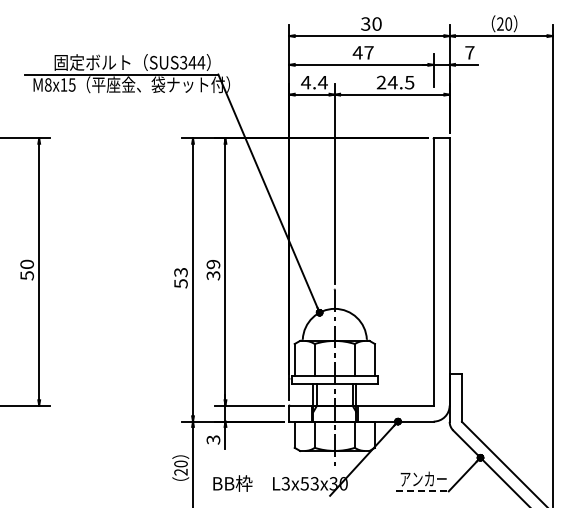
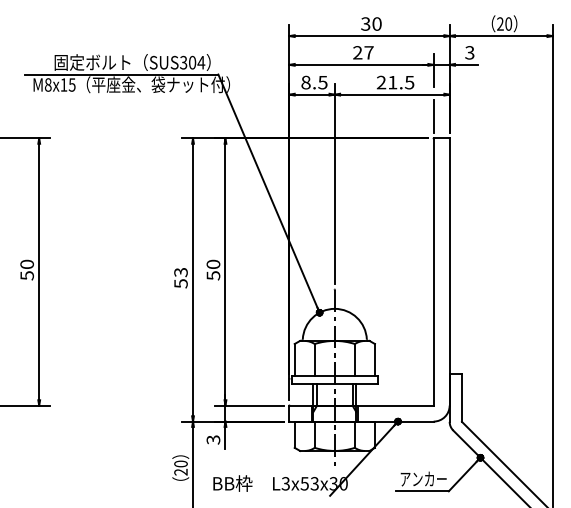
text: 47 -> 27 (357, 52)
text: 7 -> 3 (469, 52)
text: SUS344 -> SUS304 (192, 62)
text: 4.4 -> 8.5 (314, 82)
text: 24.5 -> 21.5 (392, 82)
line: none -> present (433, 116)
text: 39 -> 50 (213, 269)
line: dashed -> solid (423, 491)
